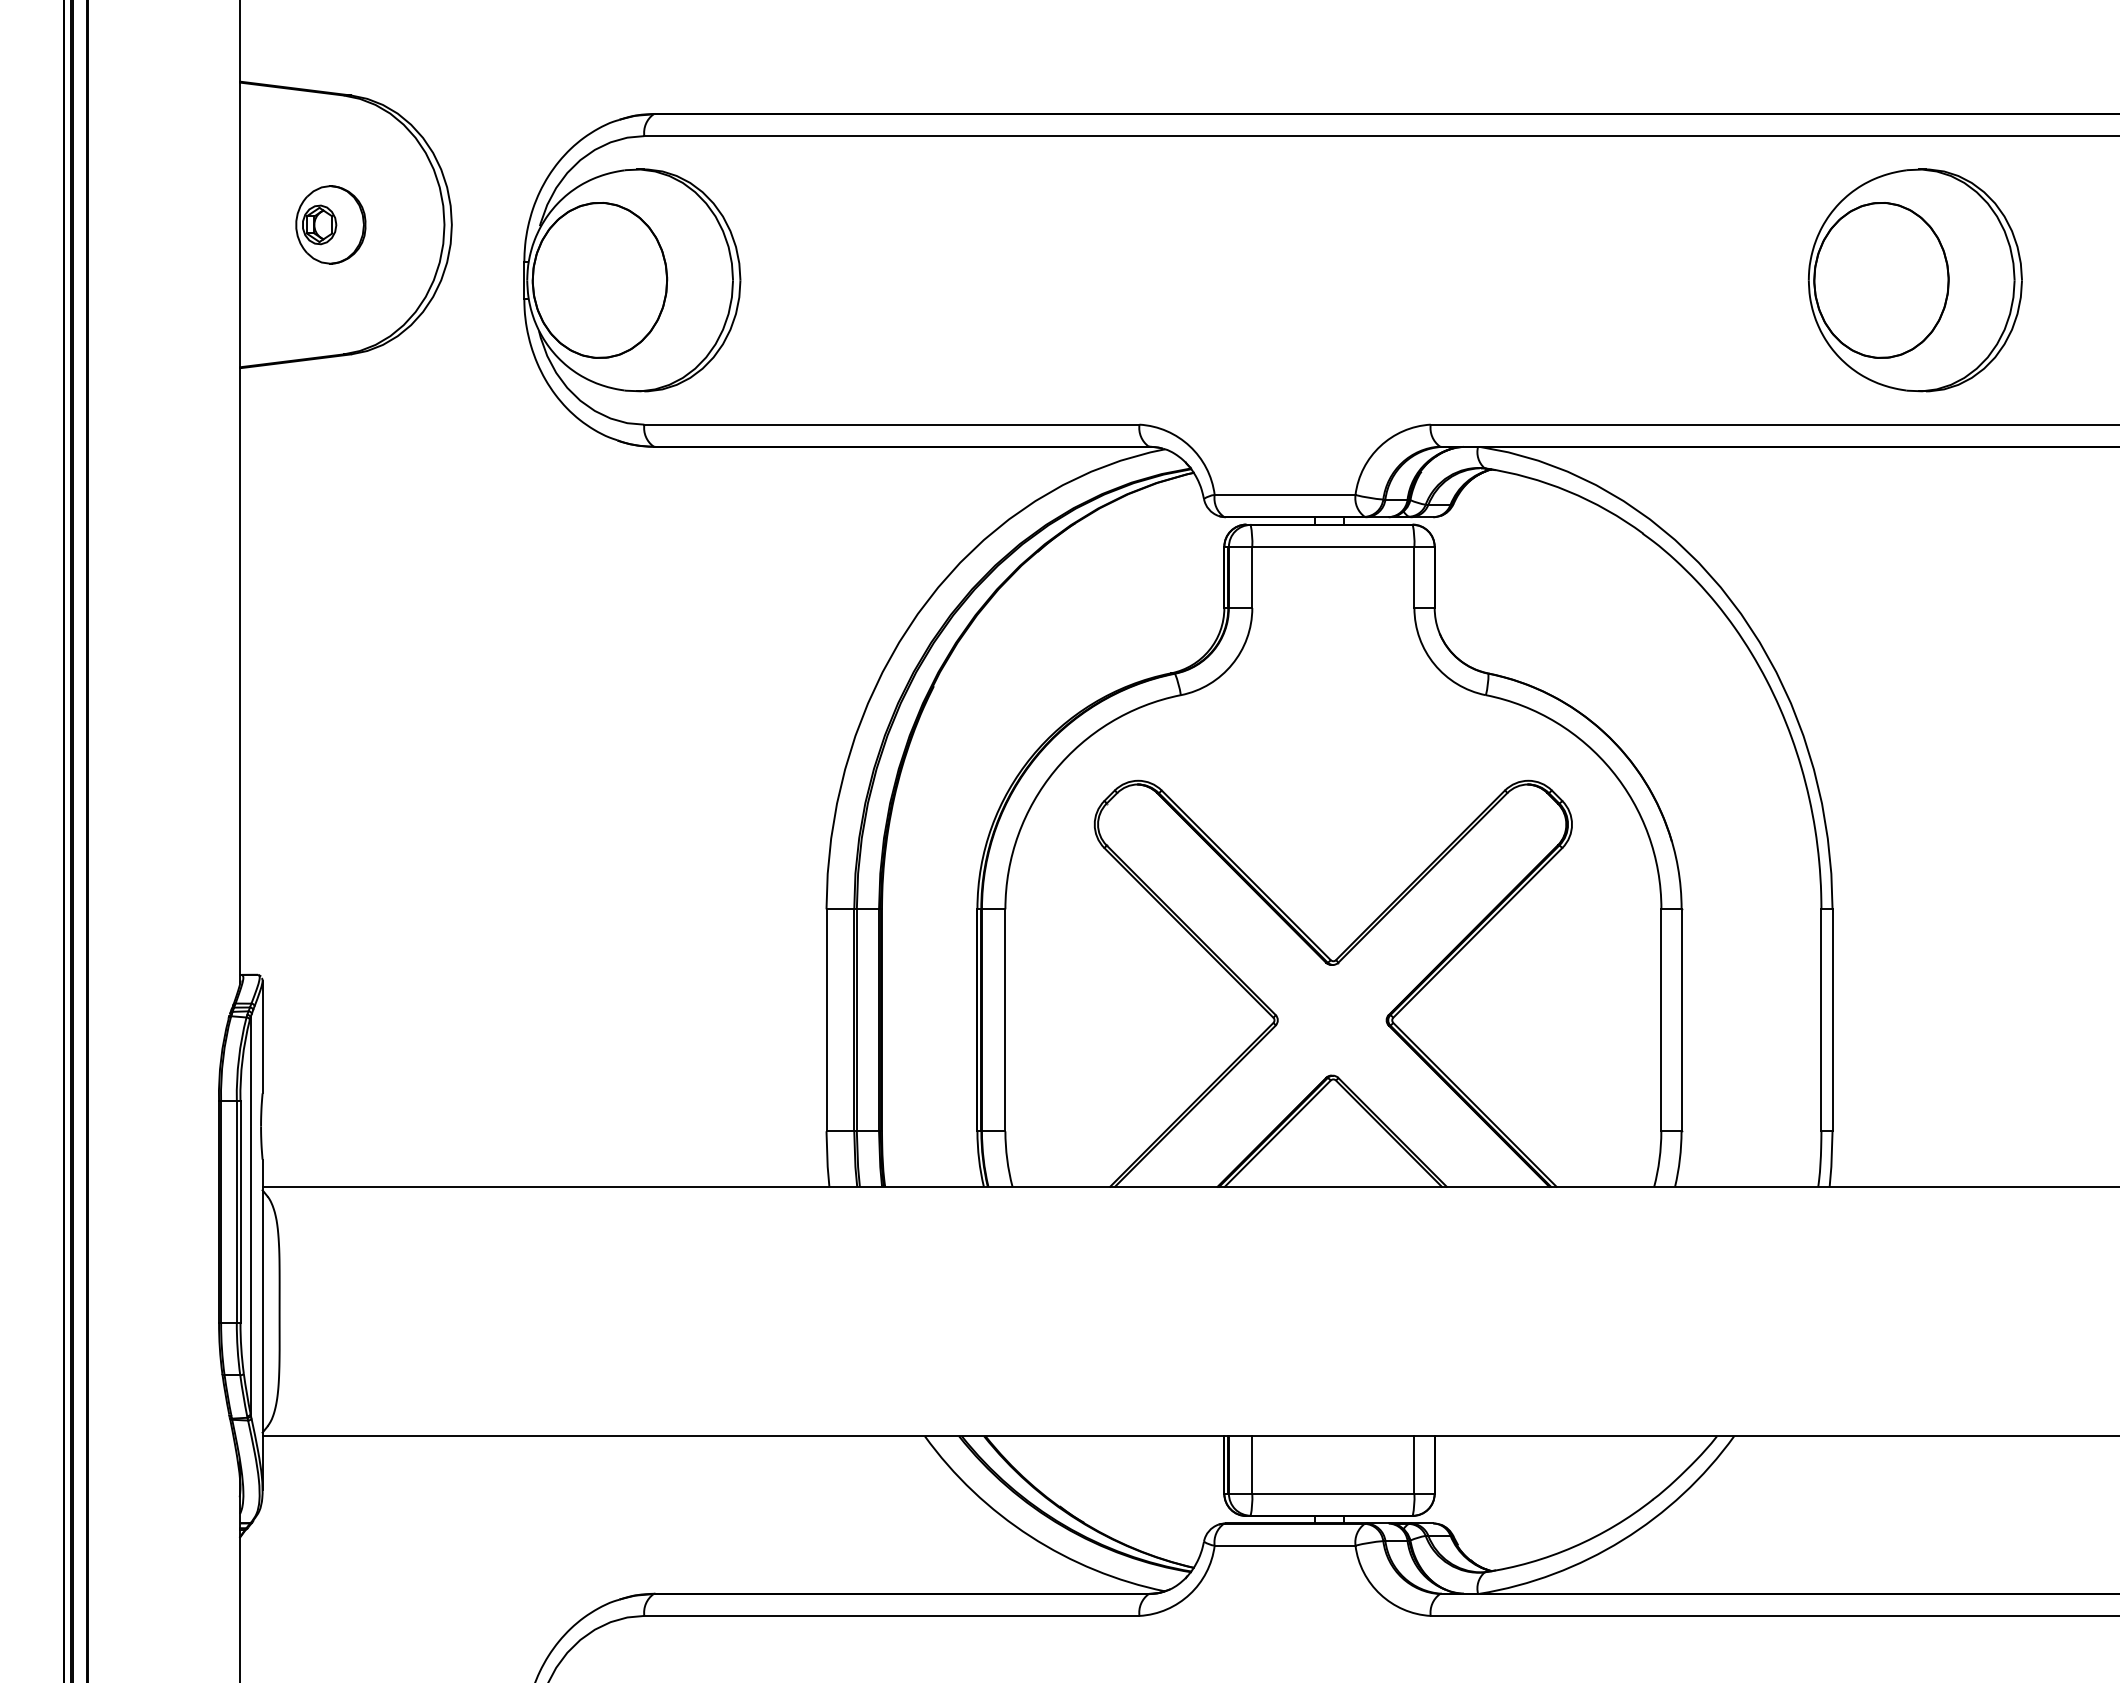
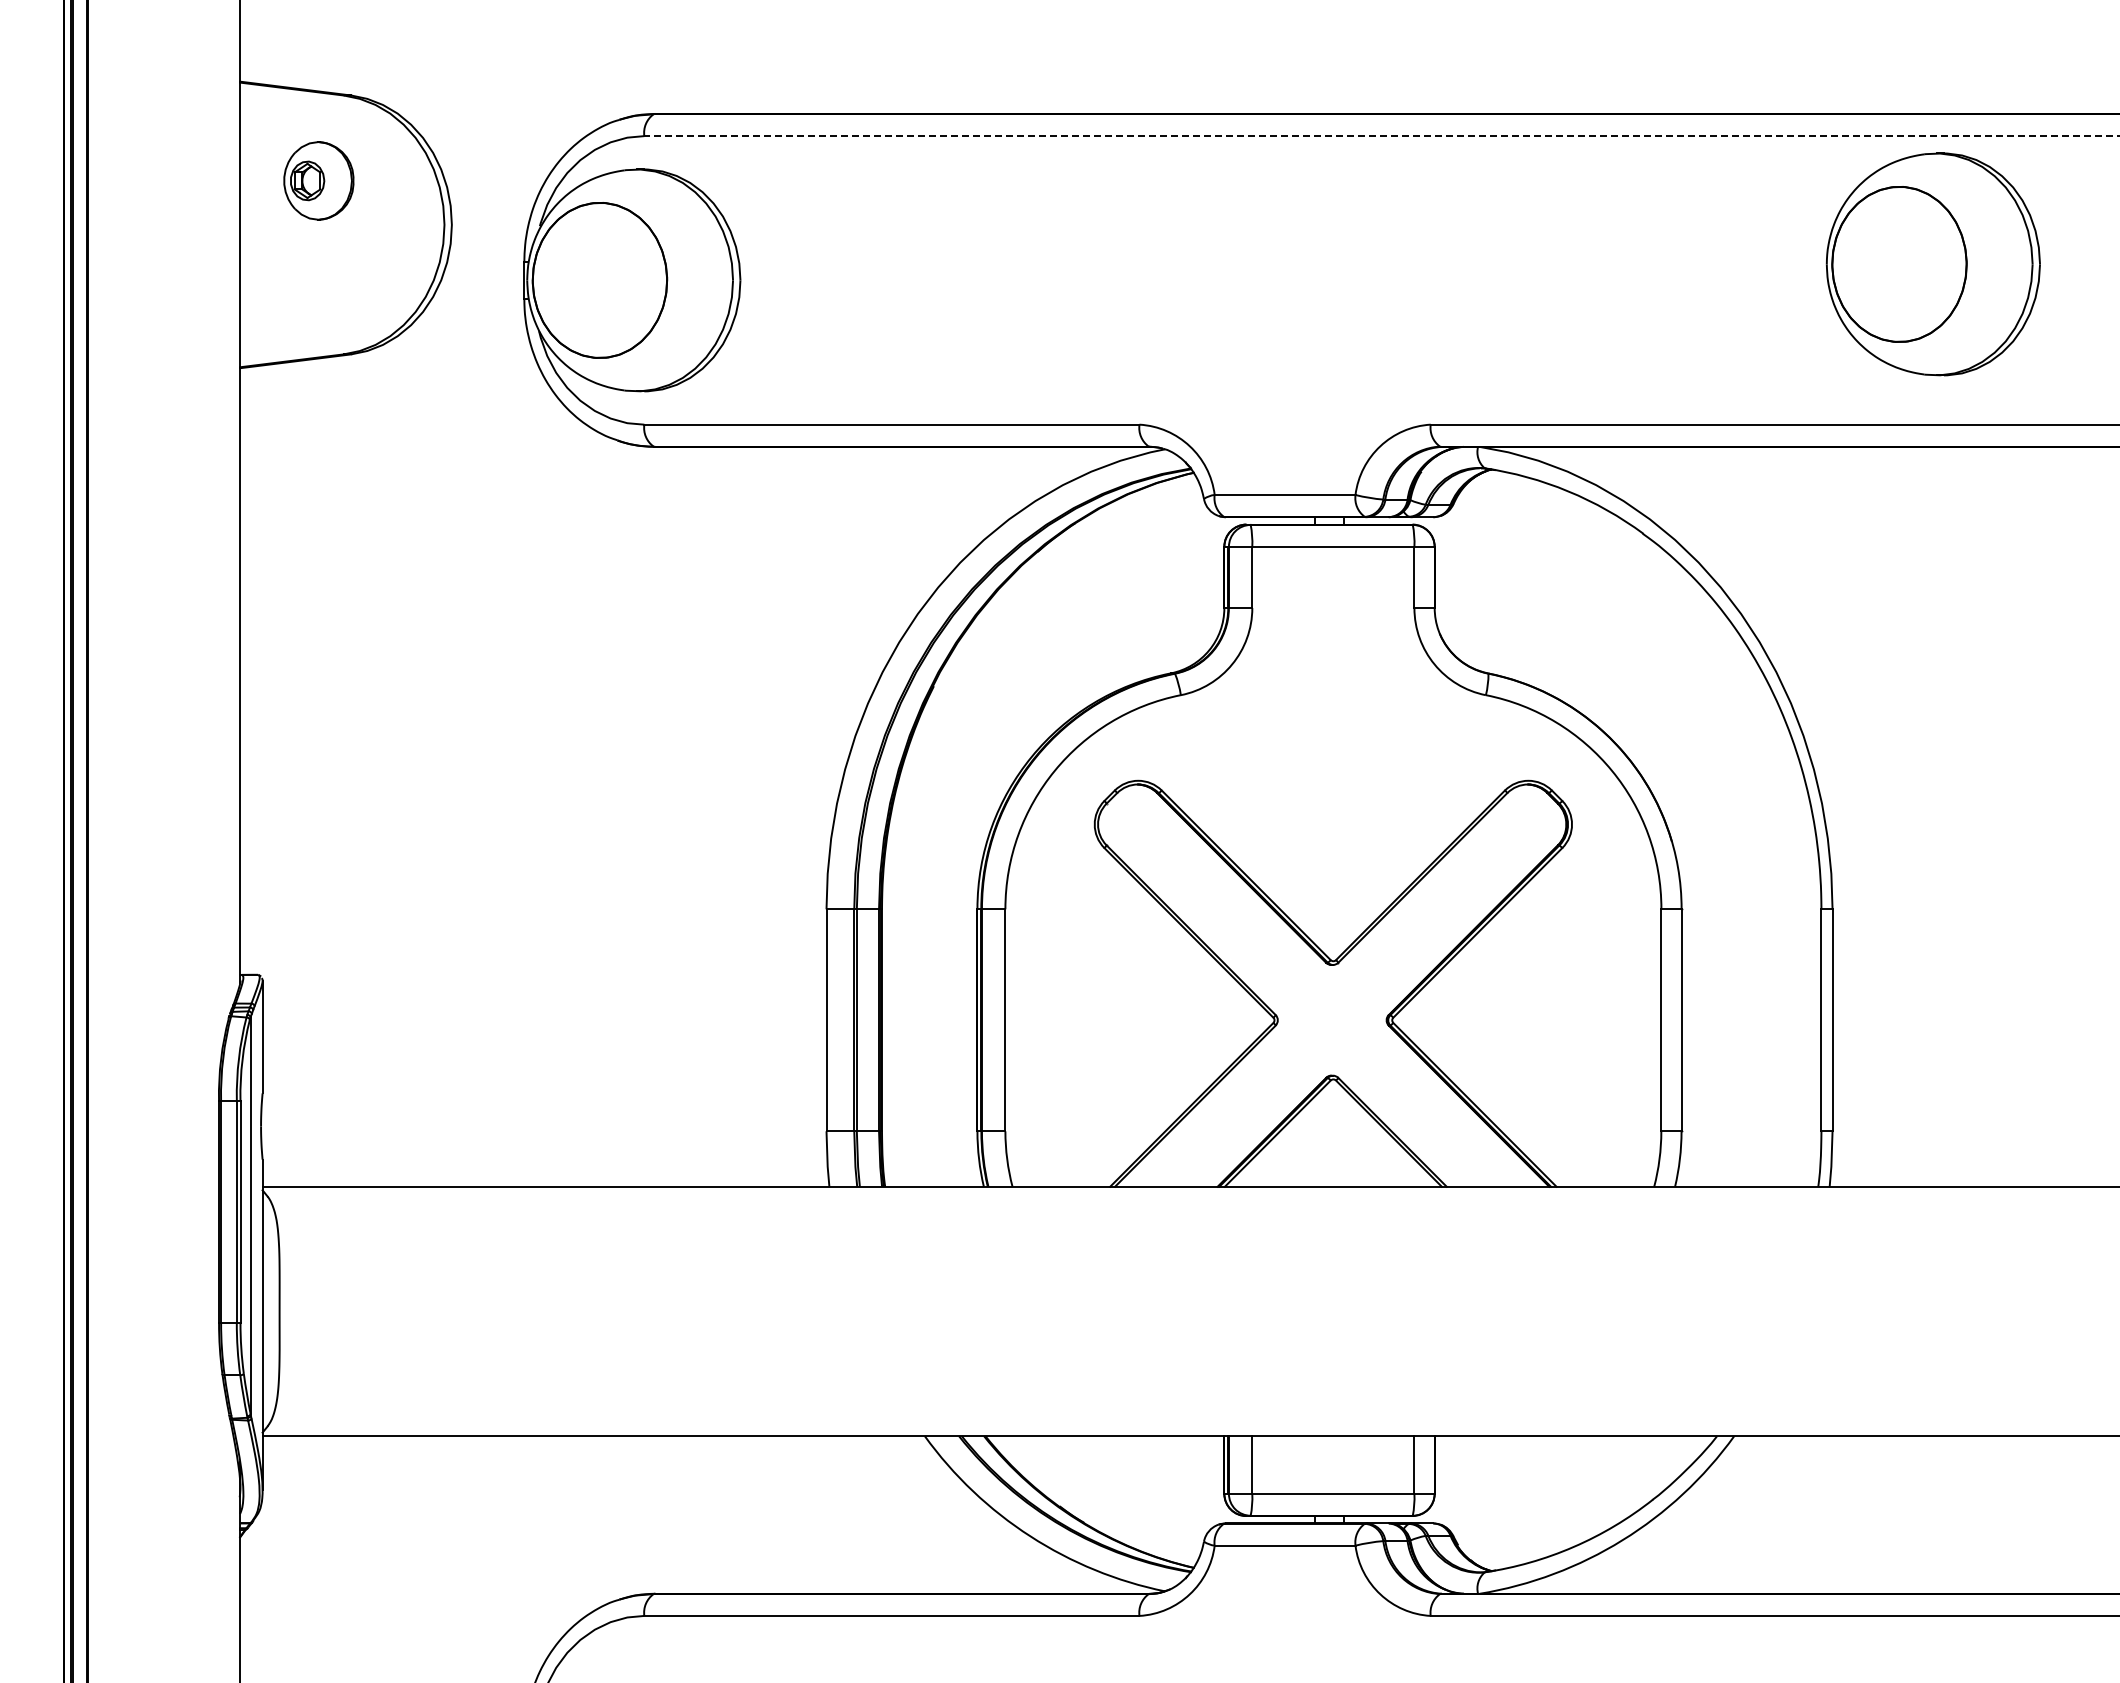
line: solid -> dashed (1381, 136)
part position: (330, 224) -> (318, 180) (318, 180)
part position: (1914, 280) -> (1932, 264) (1932, 264)
